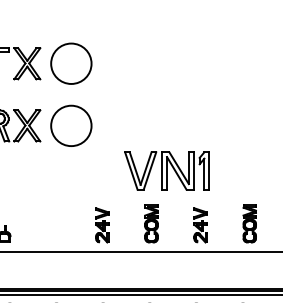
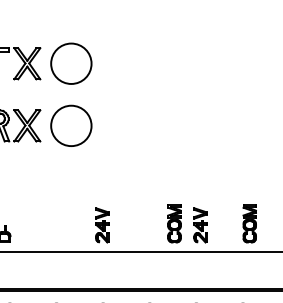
part: present -> none (166, 170)
part position: (151, 223) -> (174, 223) (174, 223)
line: present -> none (140, 295)
